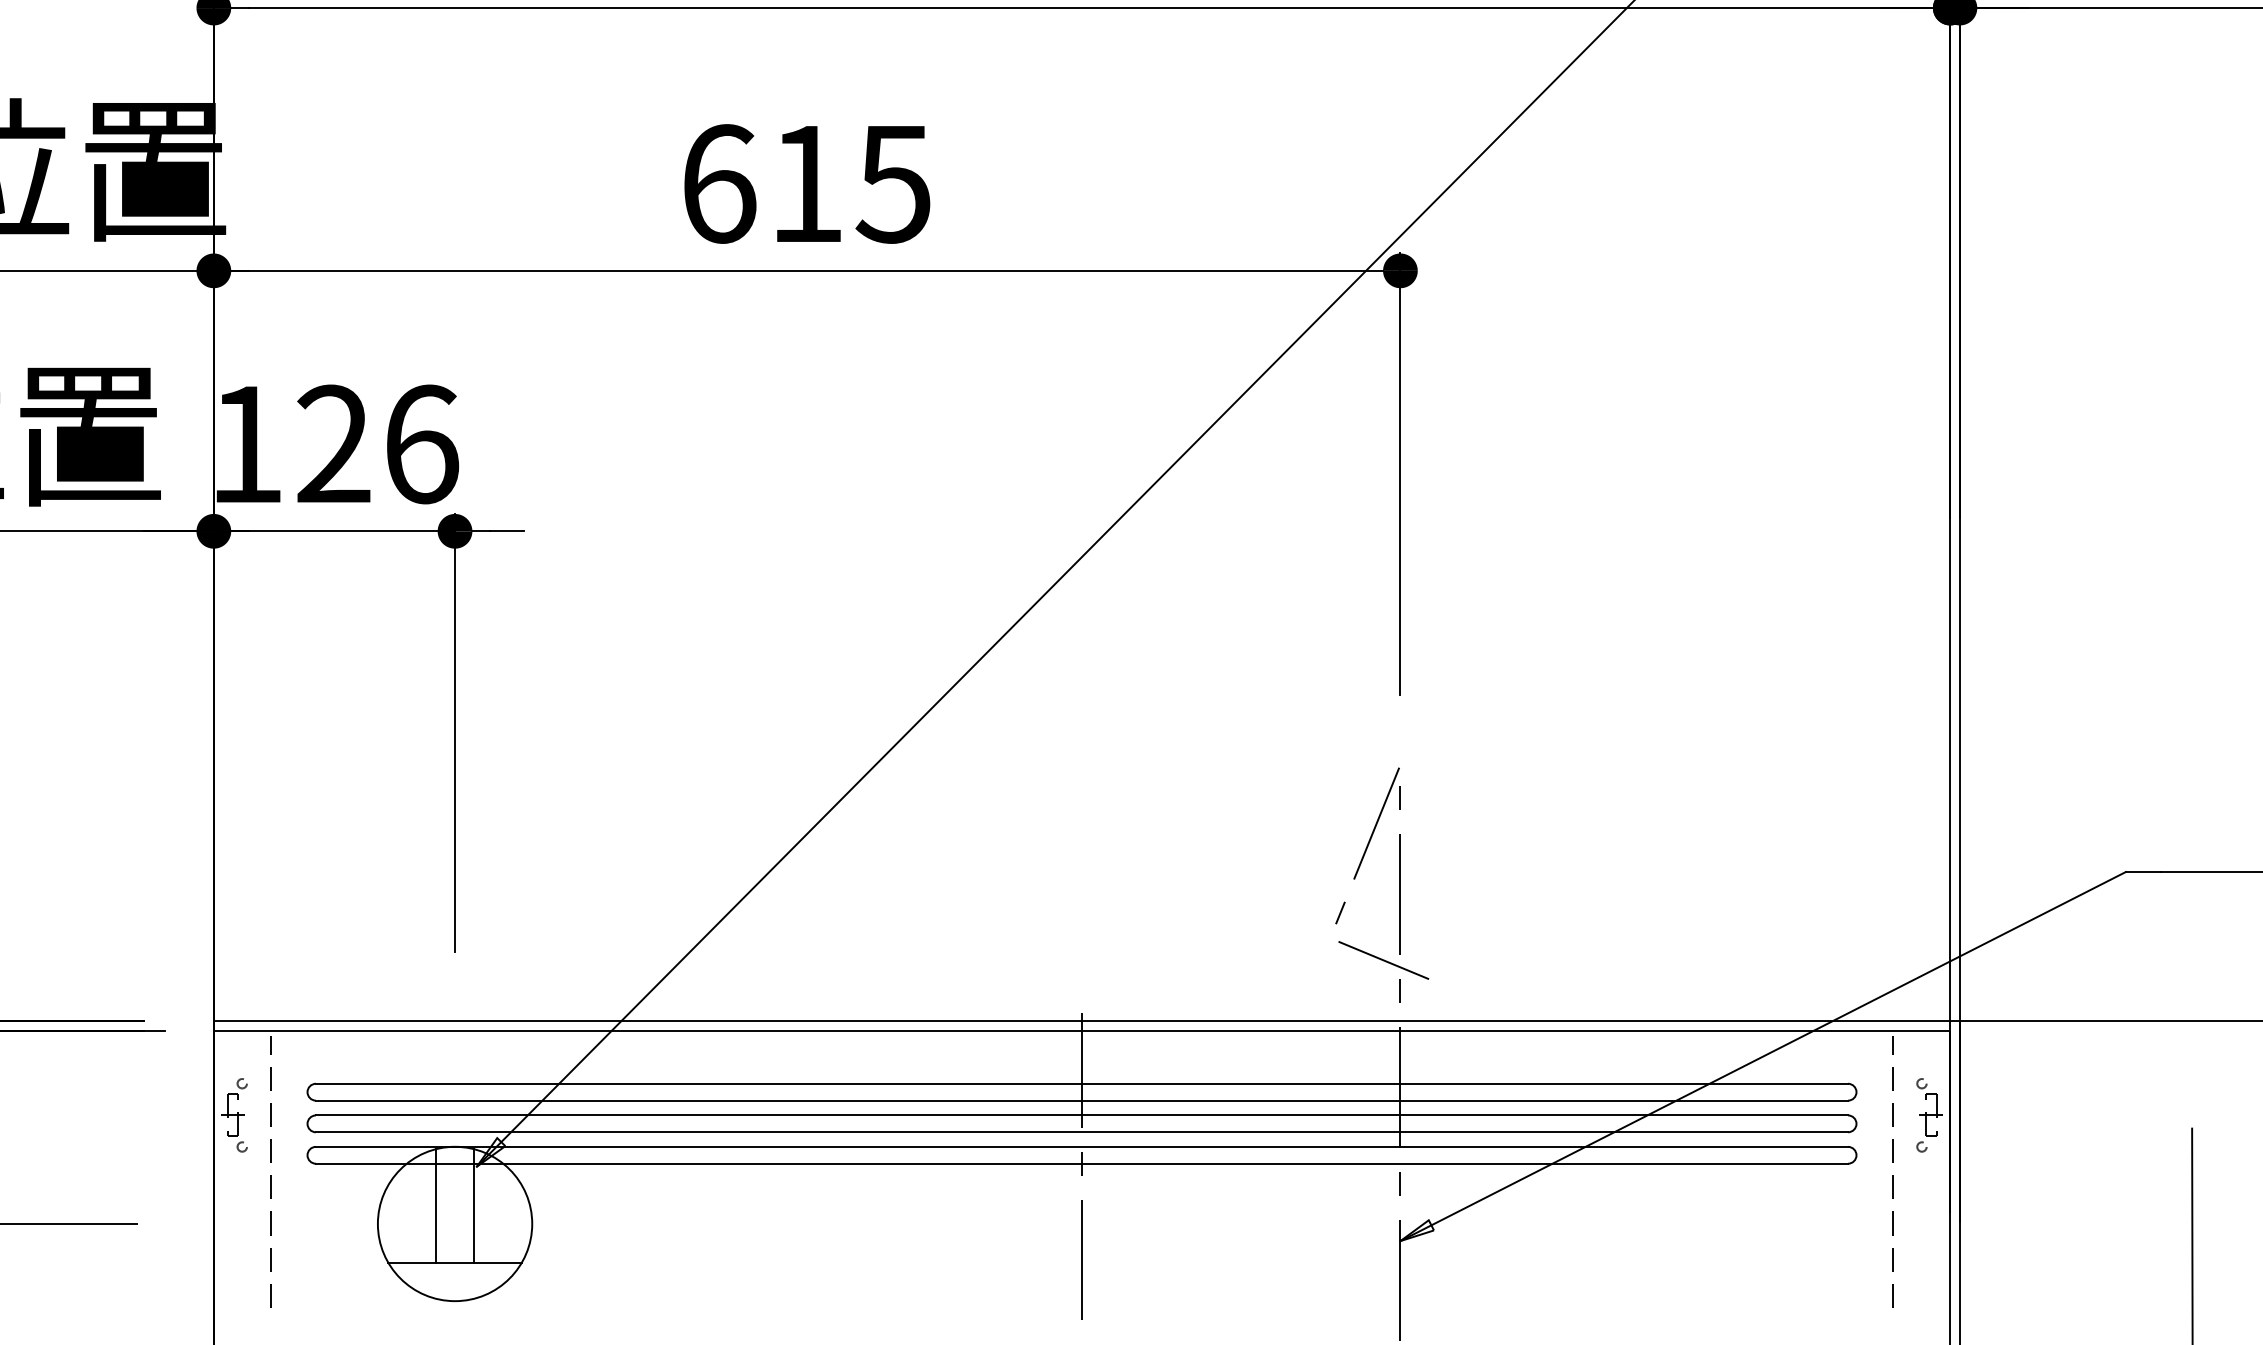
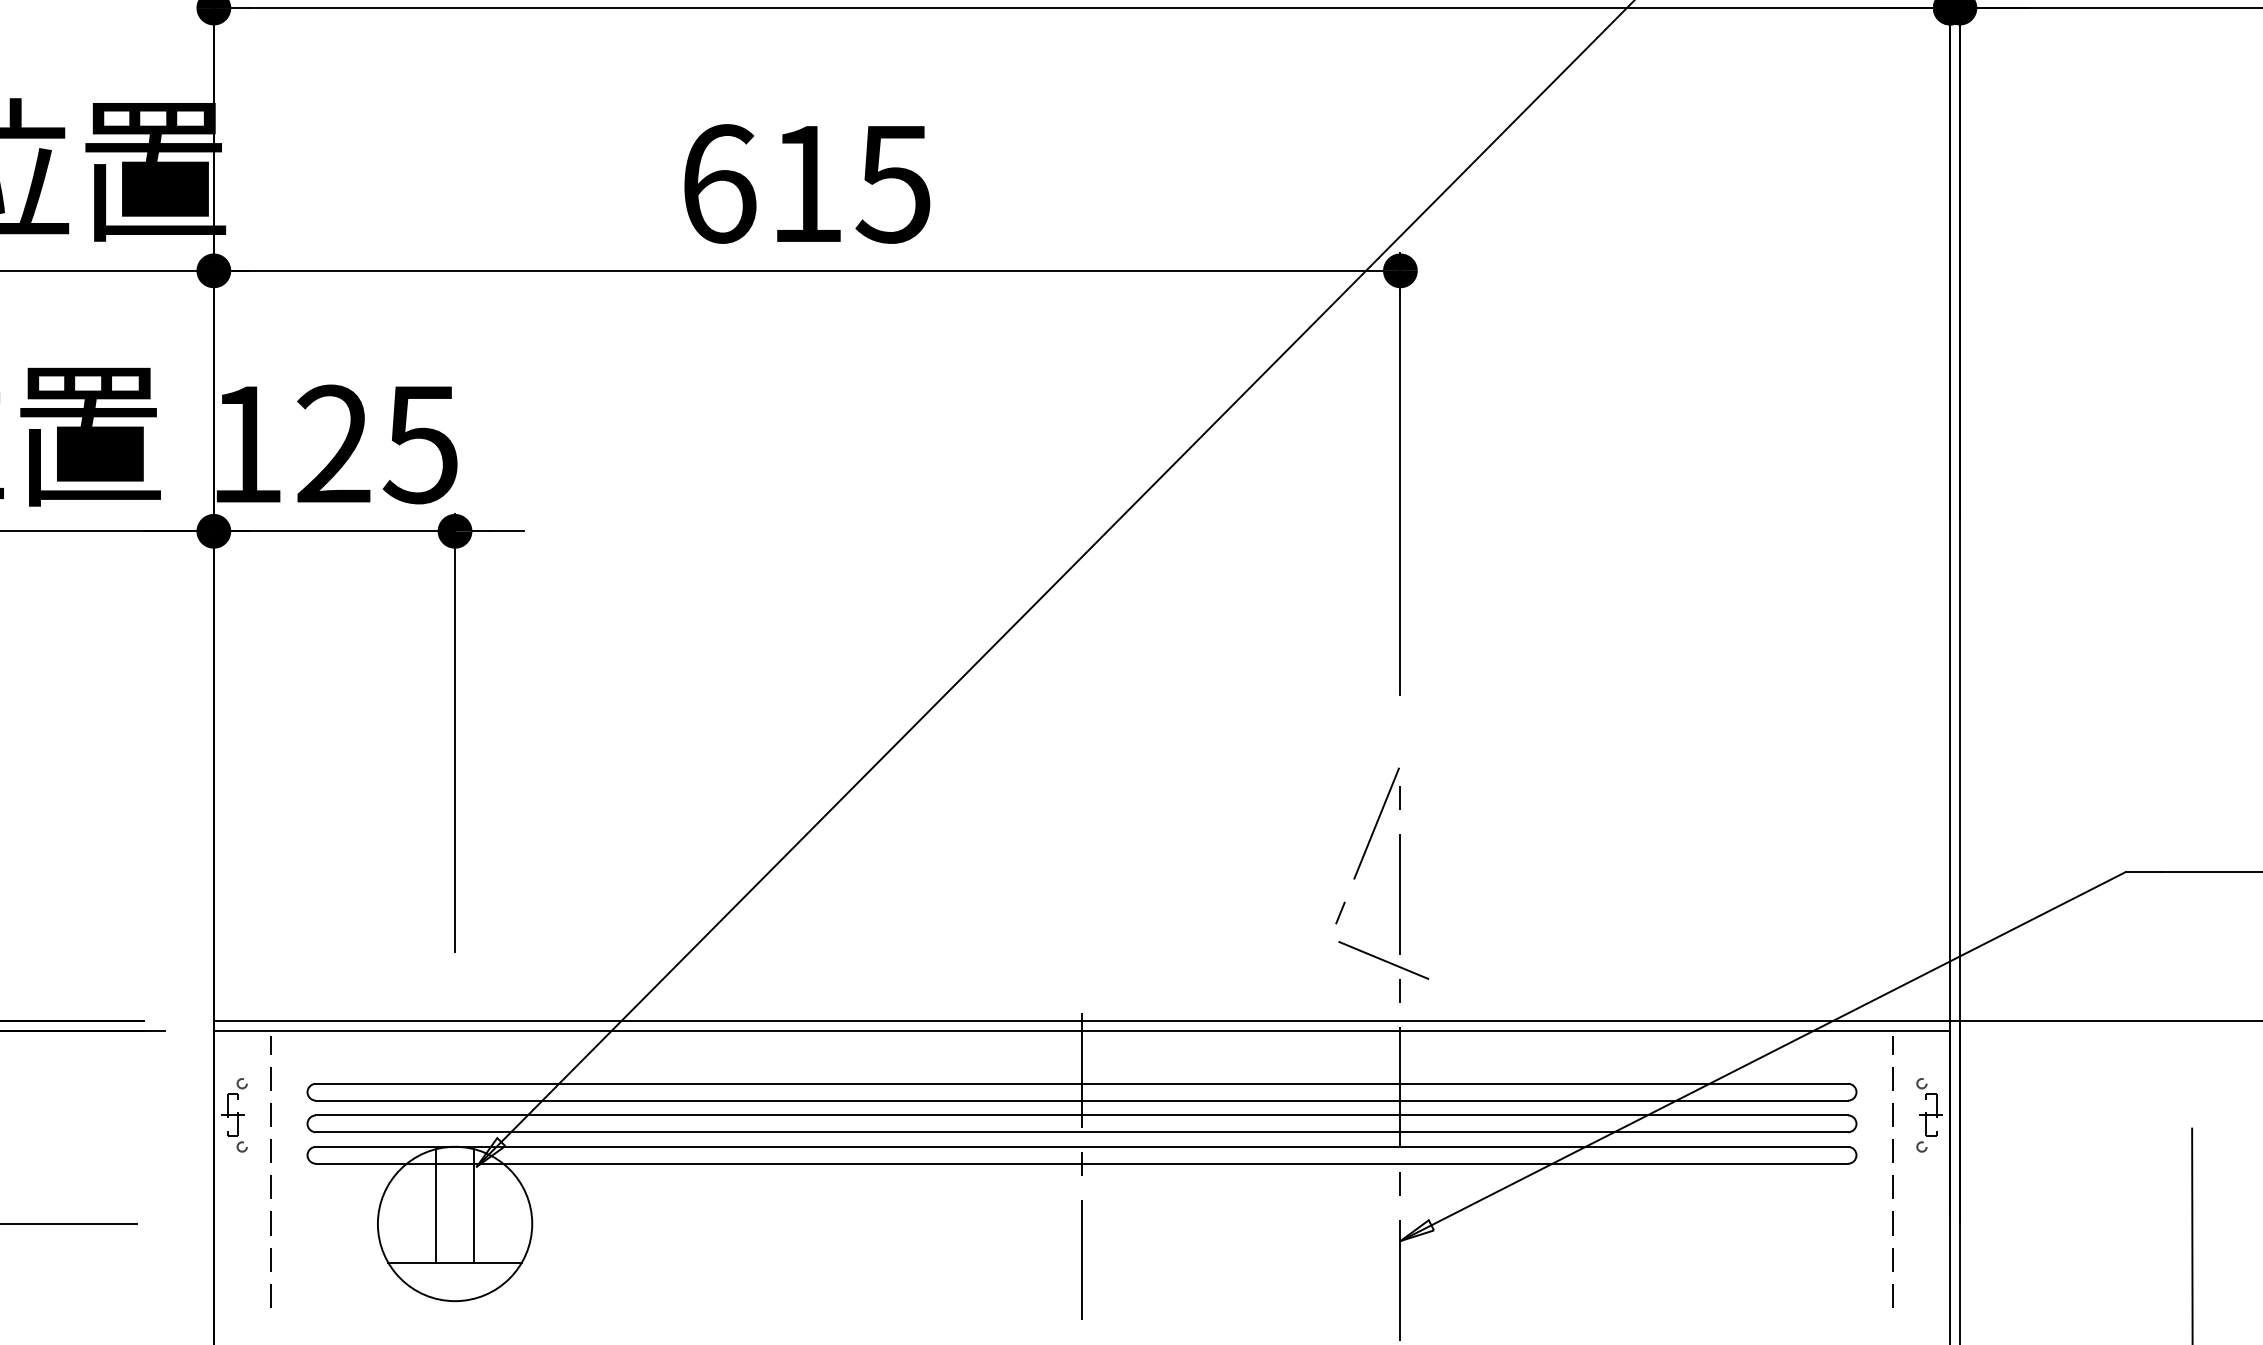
text: 126 -> 125 (420, 444)
